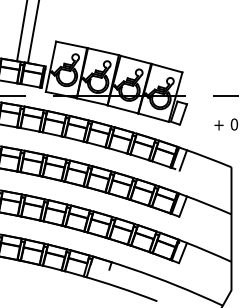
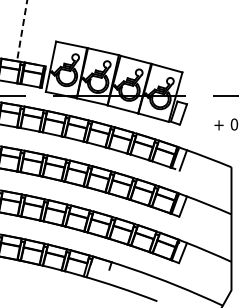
line: solid -> dashed (22, 30)
line: present -> none (32, 32)
